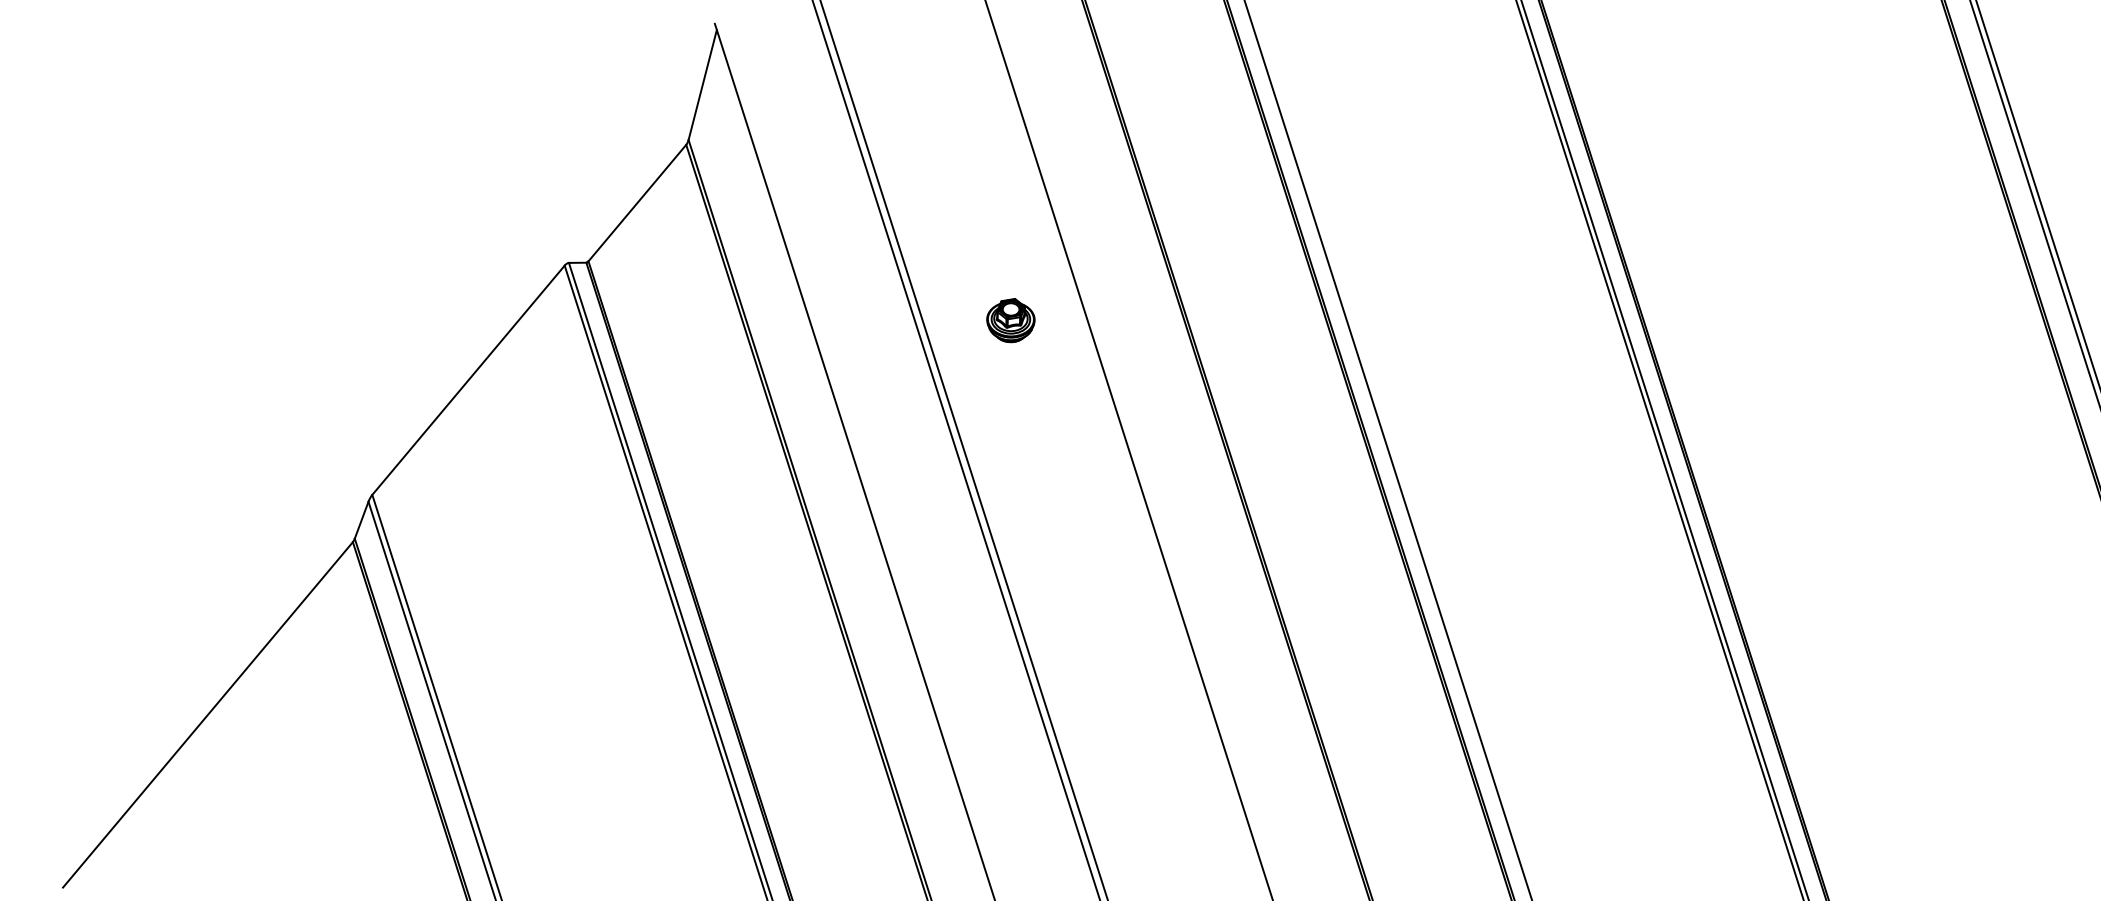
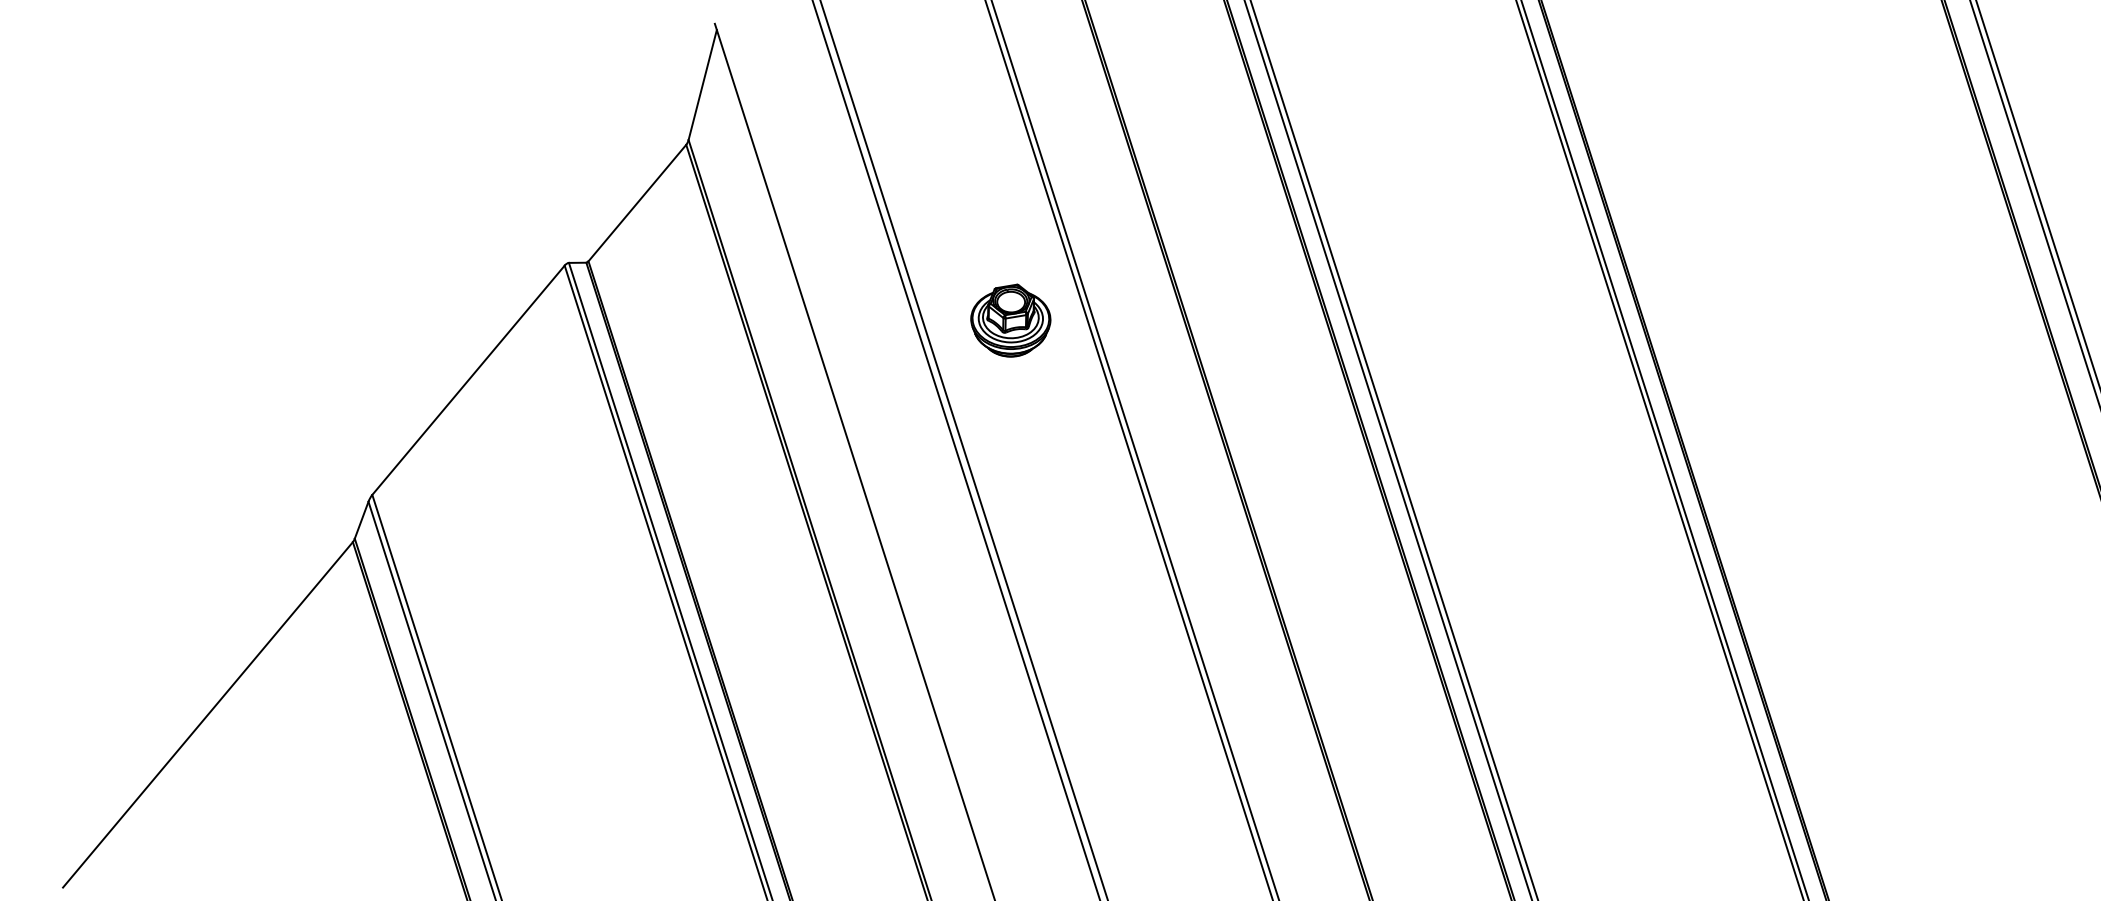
part size: 50x46 px -> 82x75 px (1010, 320)
line: none -> present (1135, 449)
line: none -> present (1394, 449)
